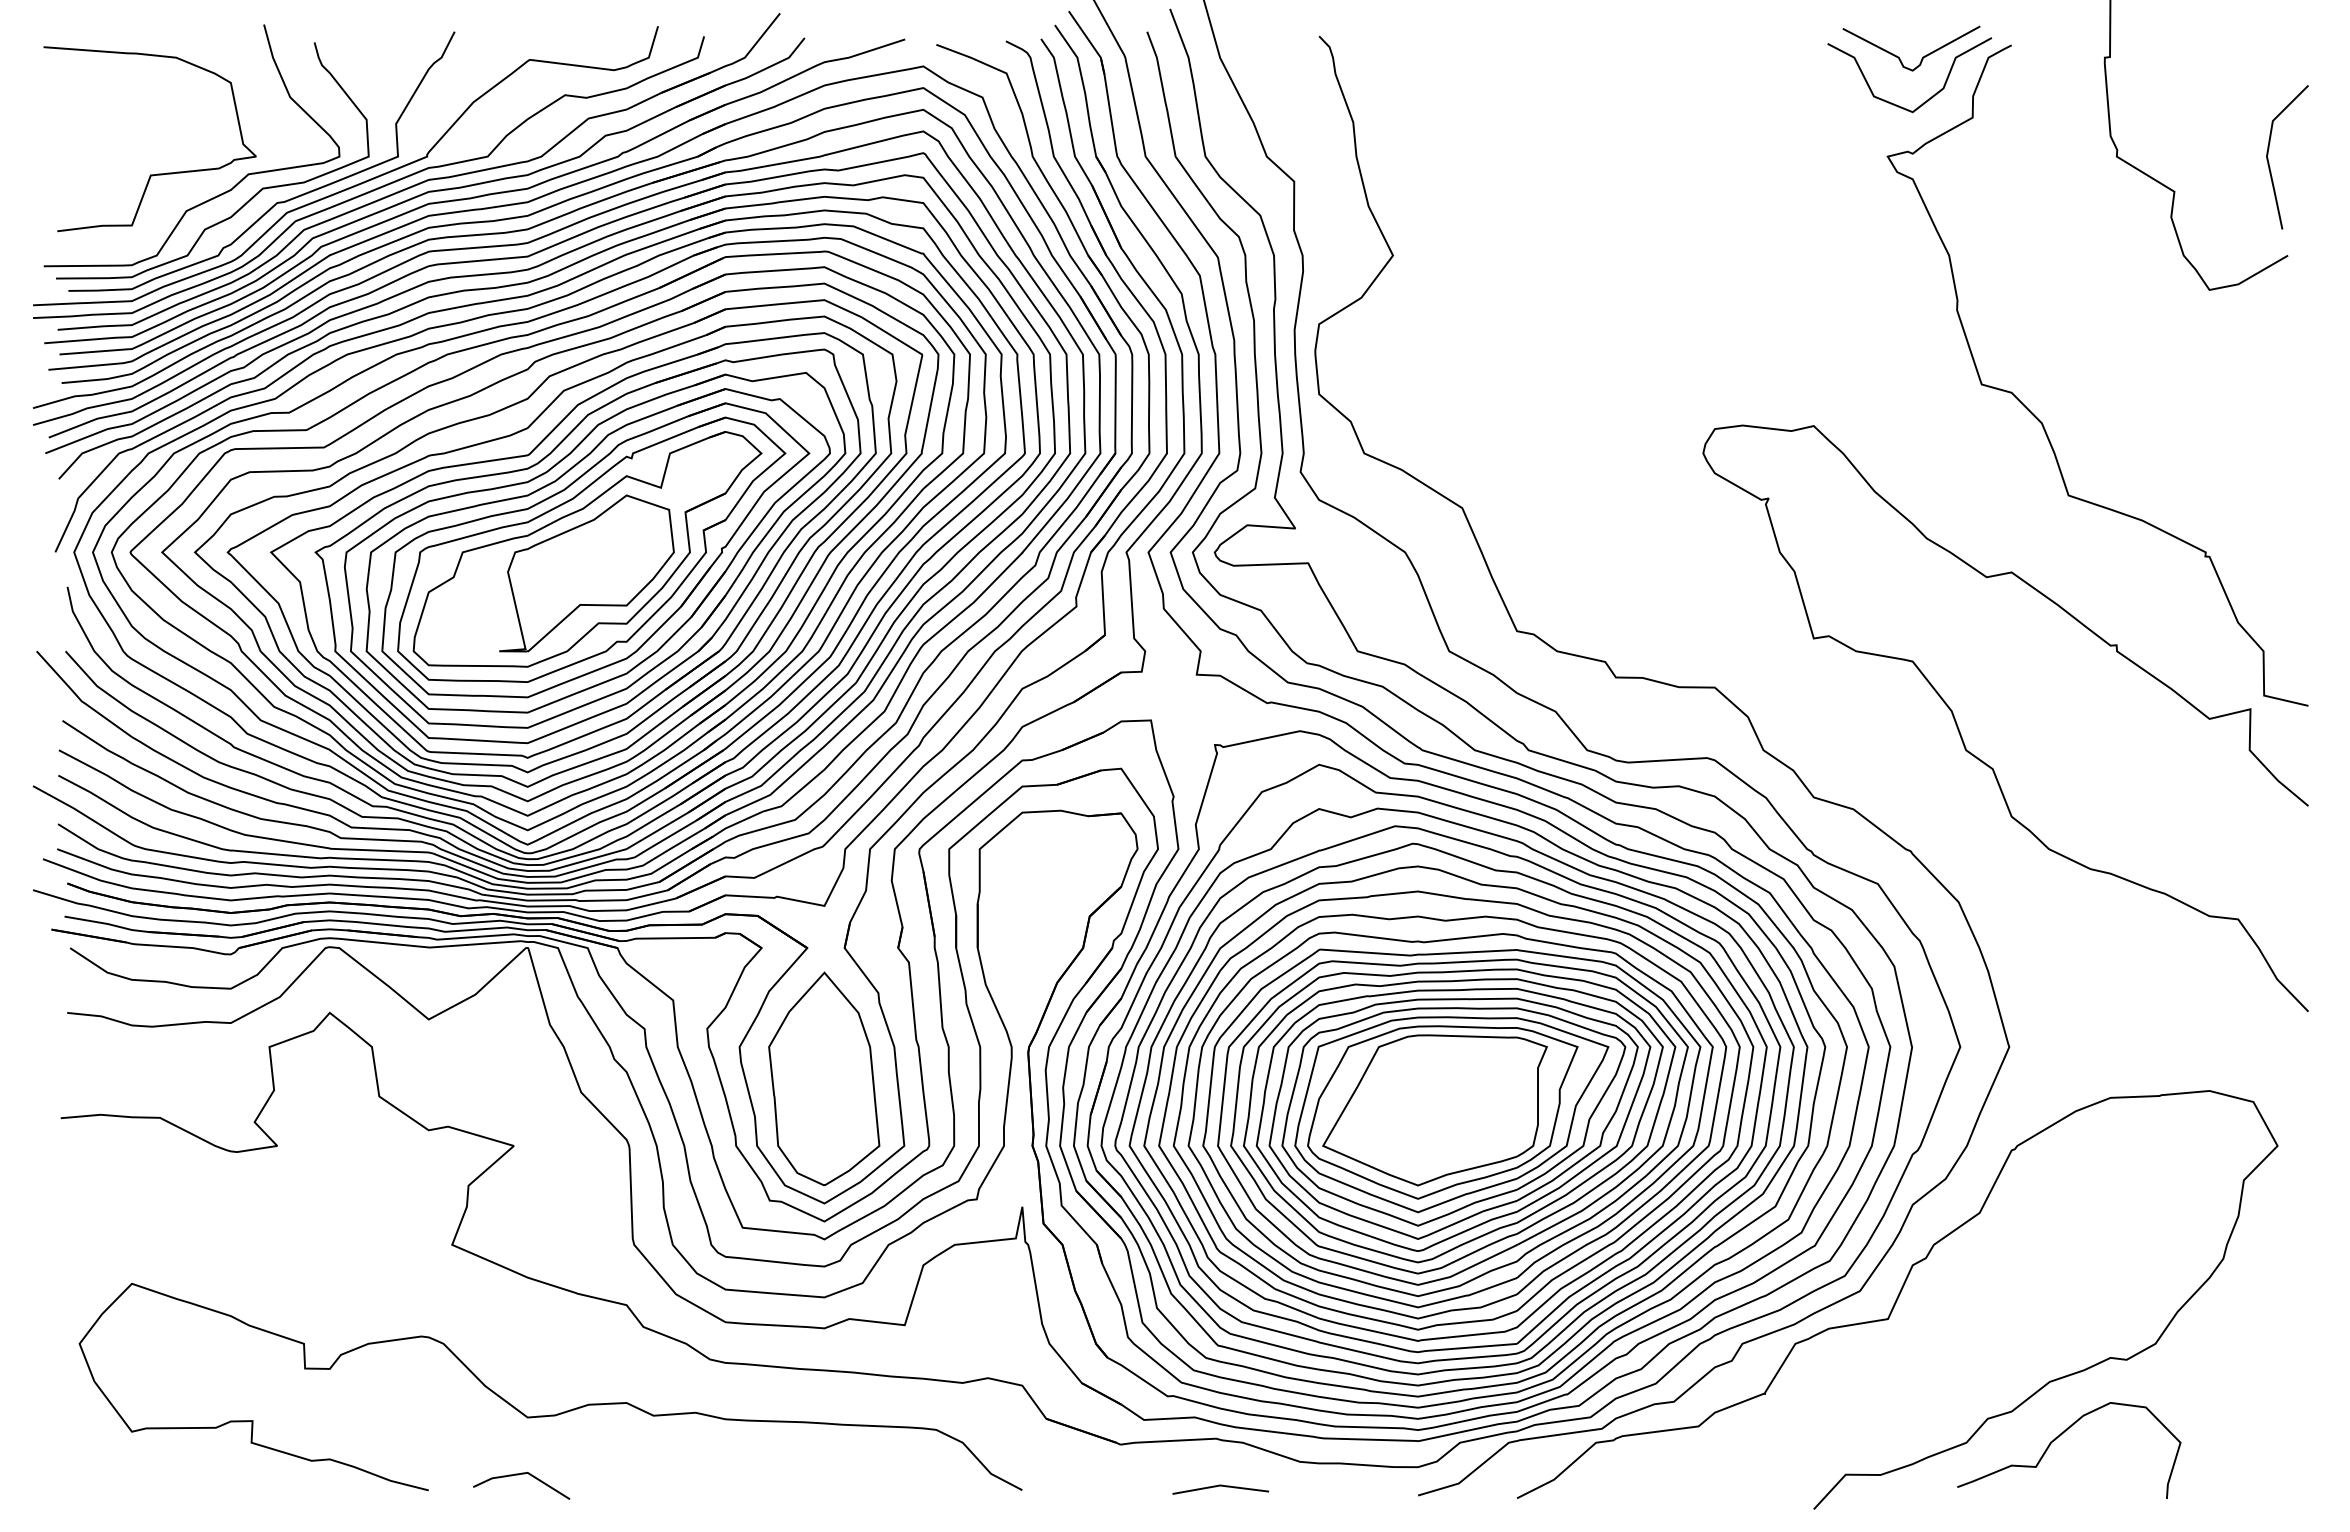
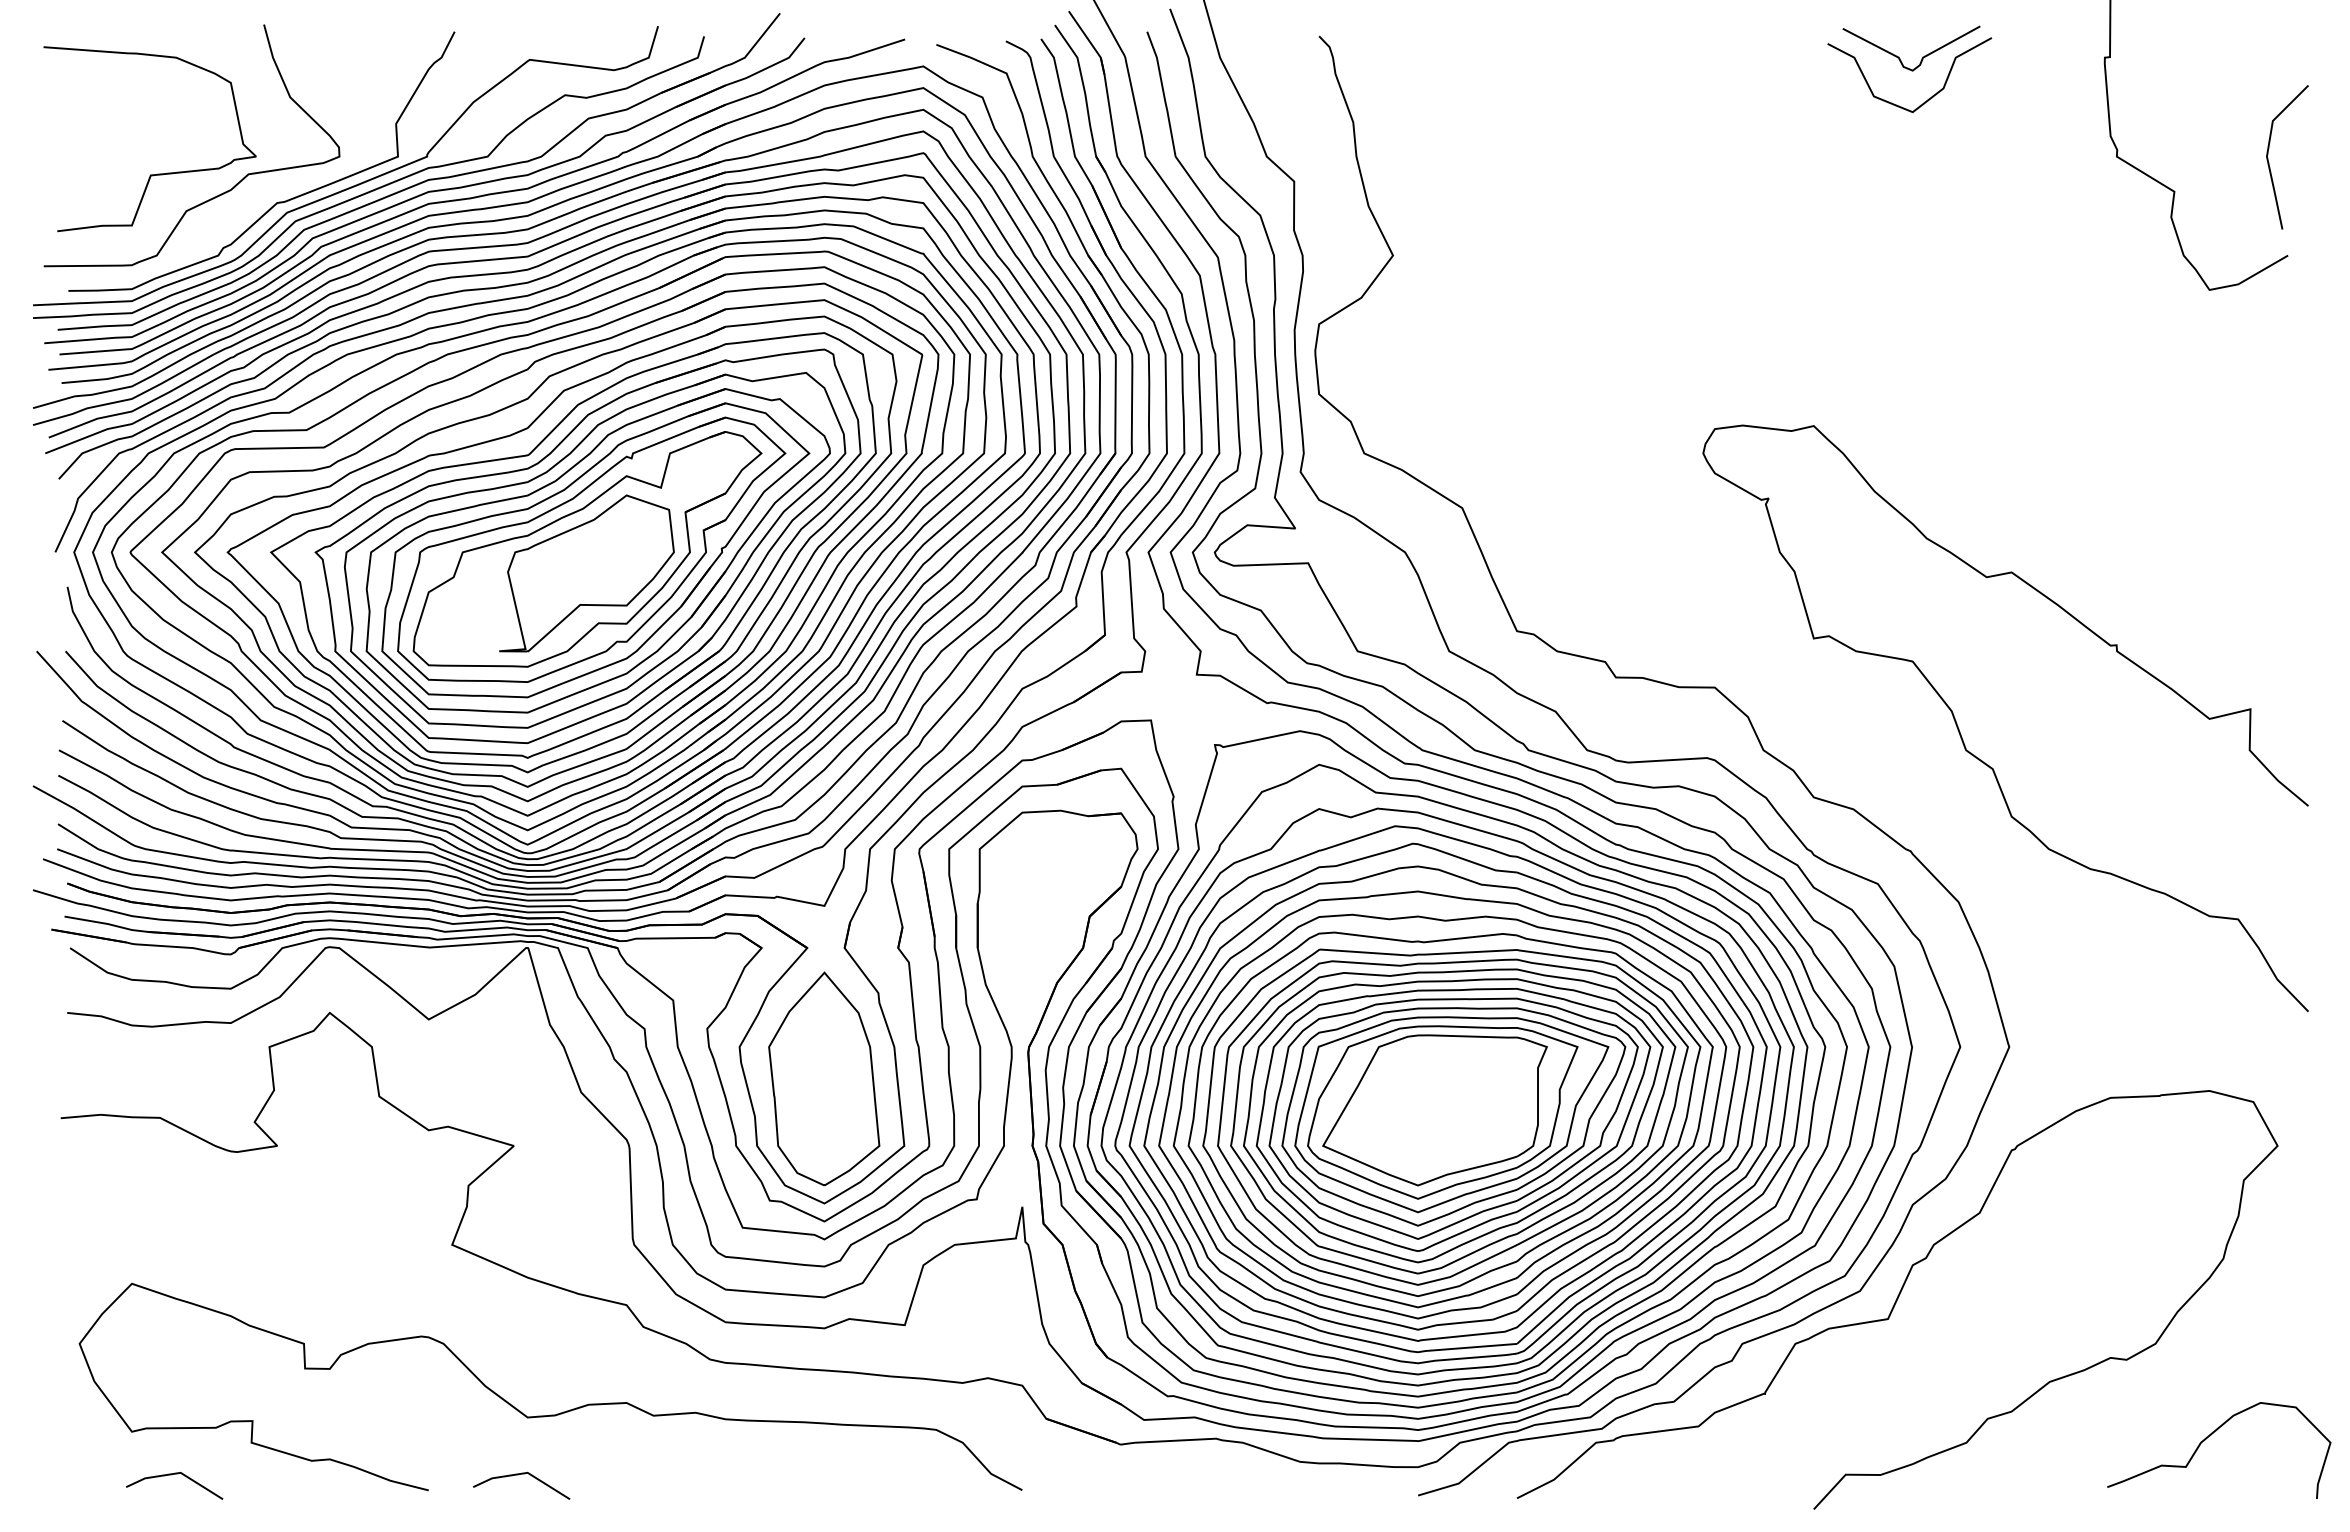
curve: present -> none (245, 202)
curve: present -> none (2042, 422)
curve position: (2060, 1436) -> (2210, 1436) (2210, 1436)
line: none -> present (171, 1475)
line: present -> none (1220, 1486)
